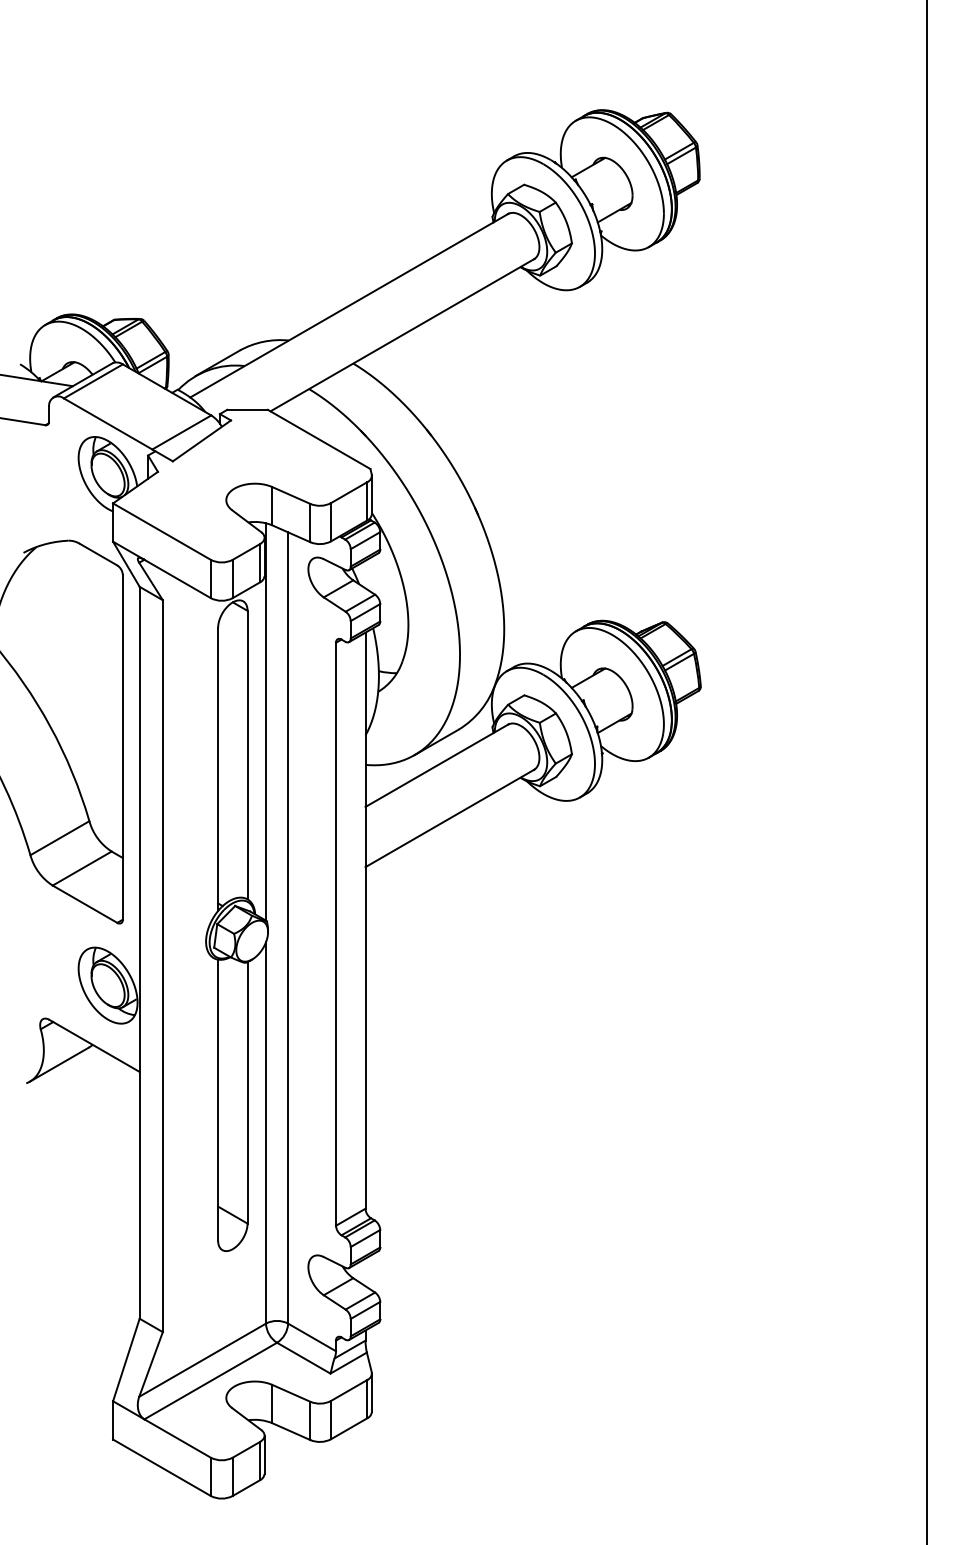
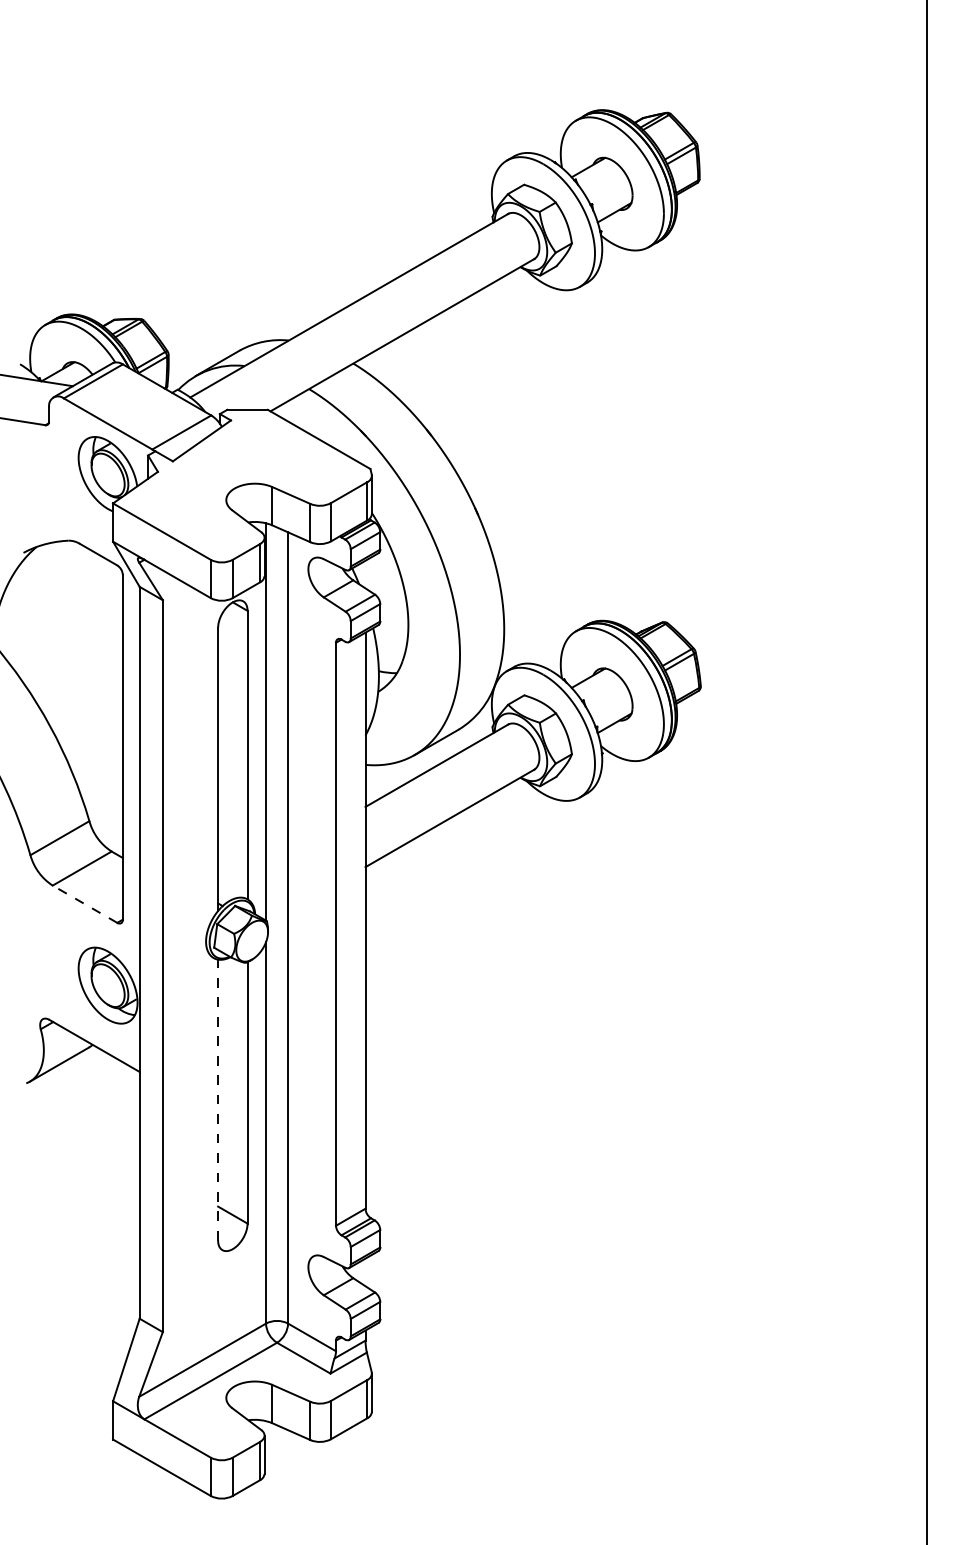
line: solid -> dashed (84, 903)
line: solid -> dashed (218, 1100)
